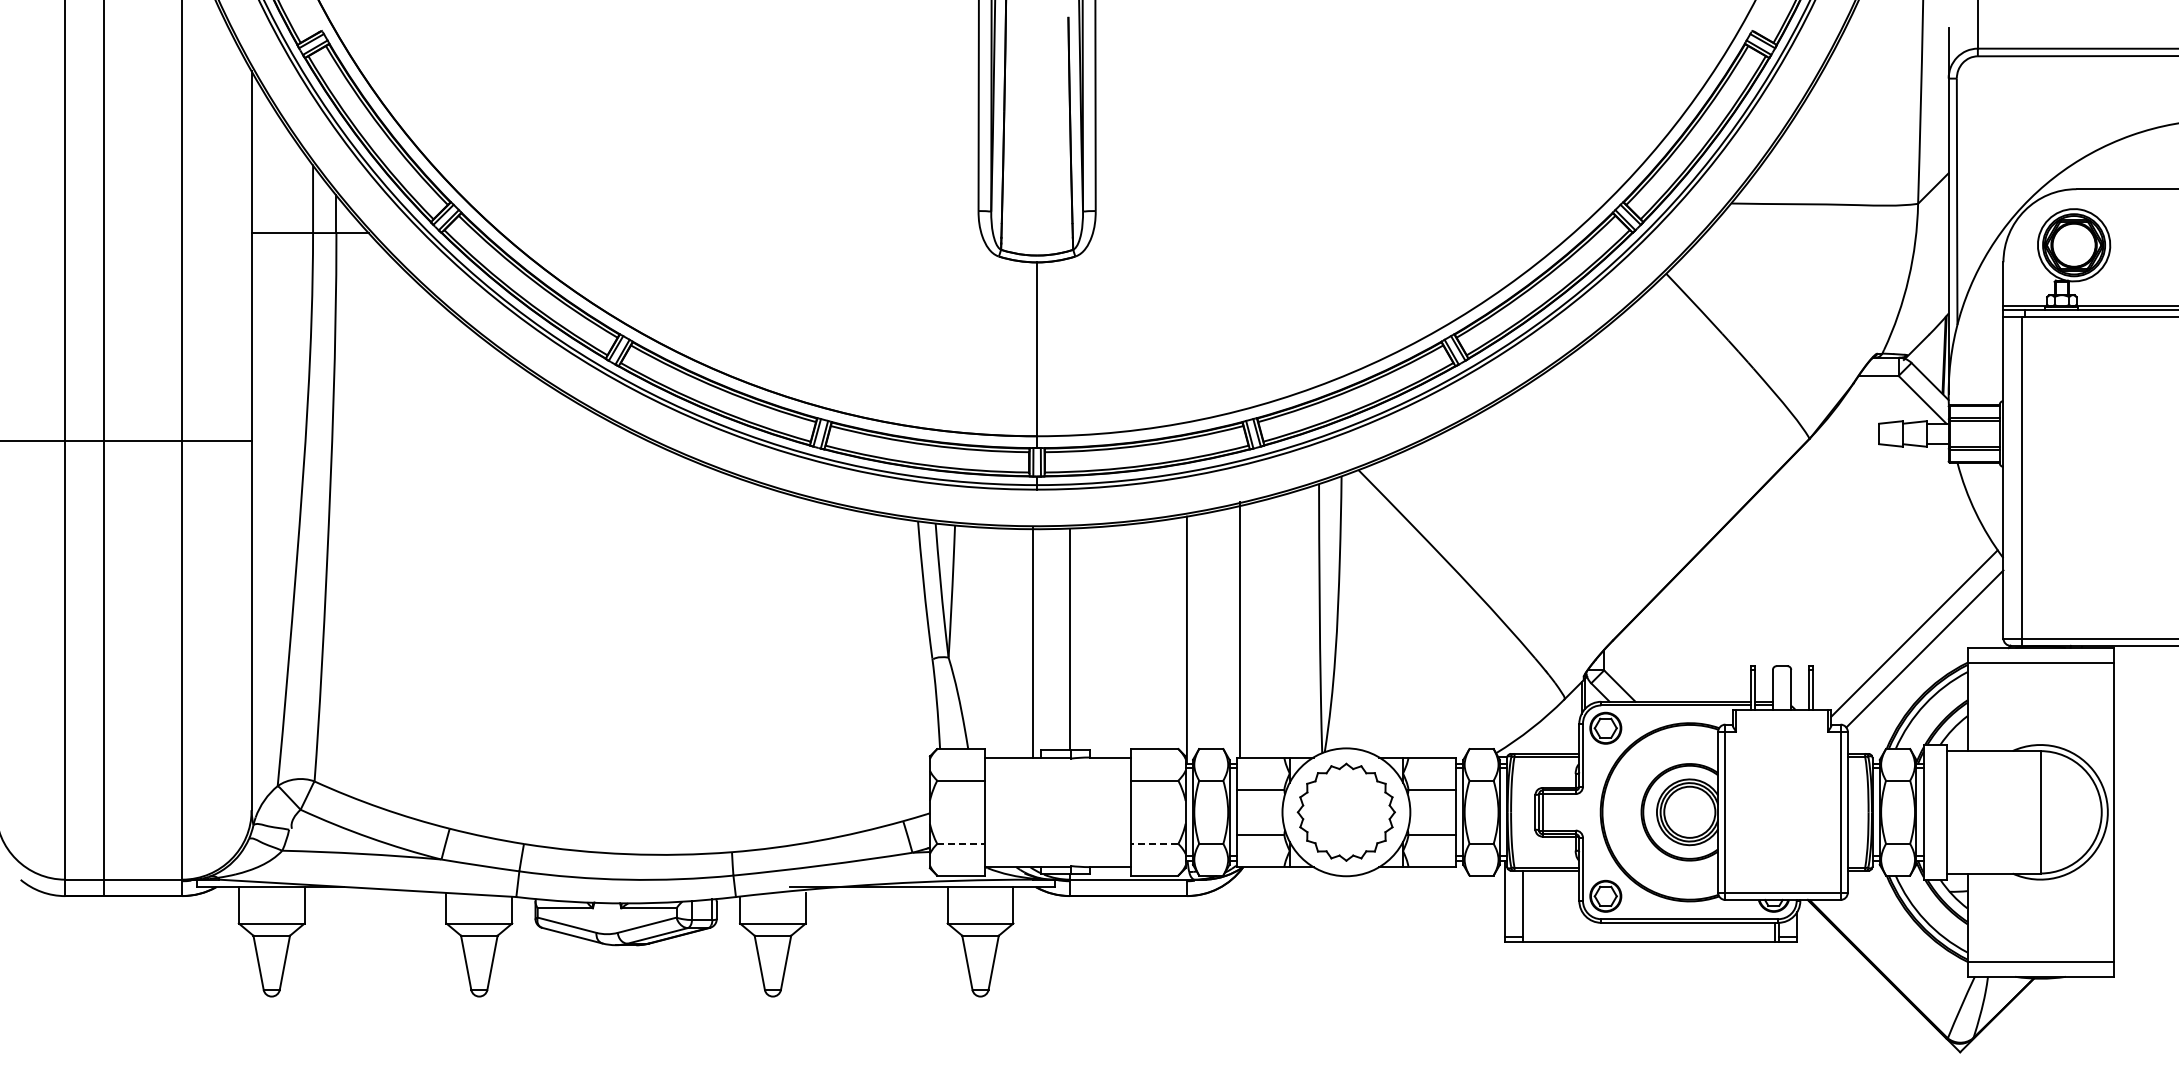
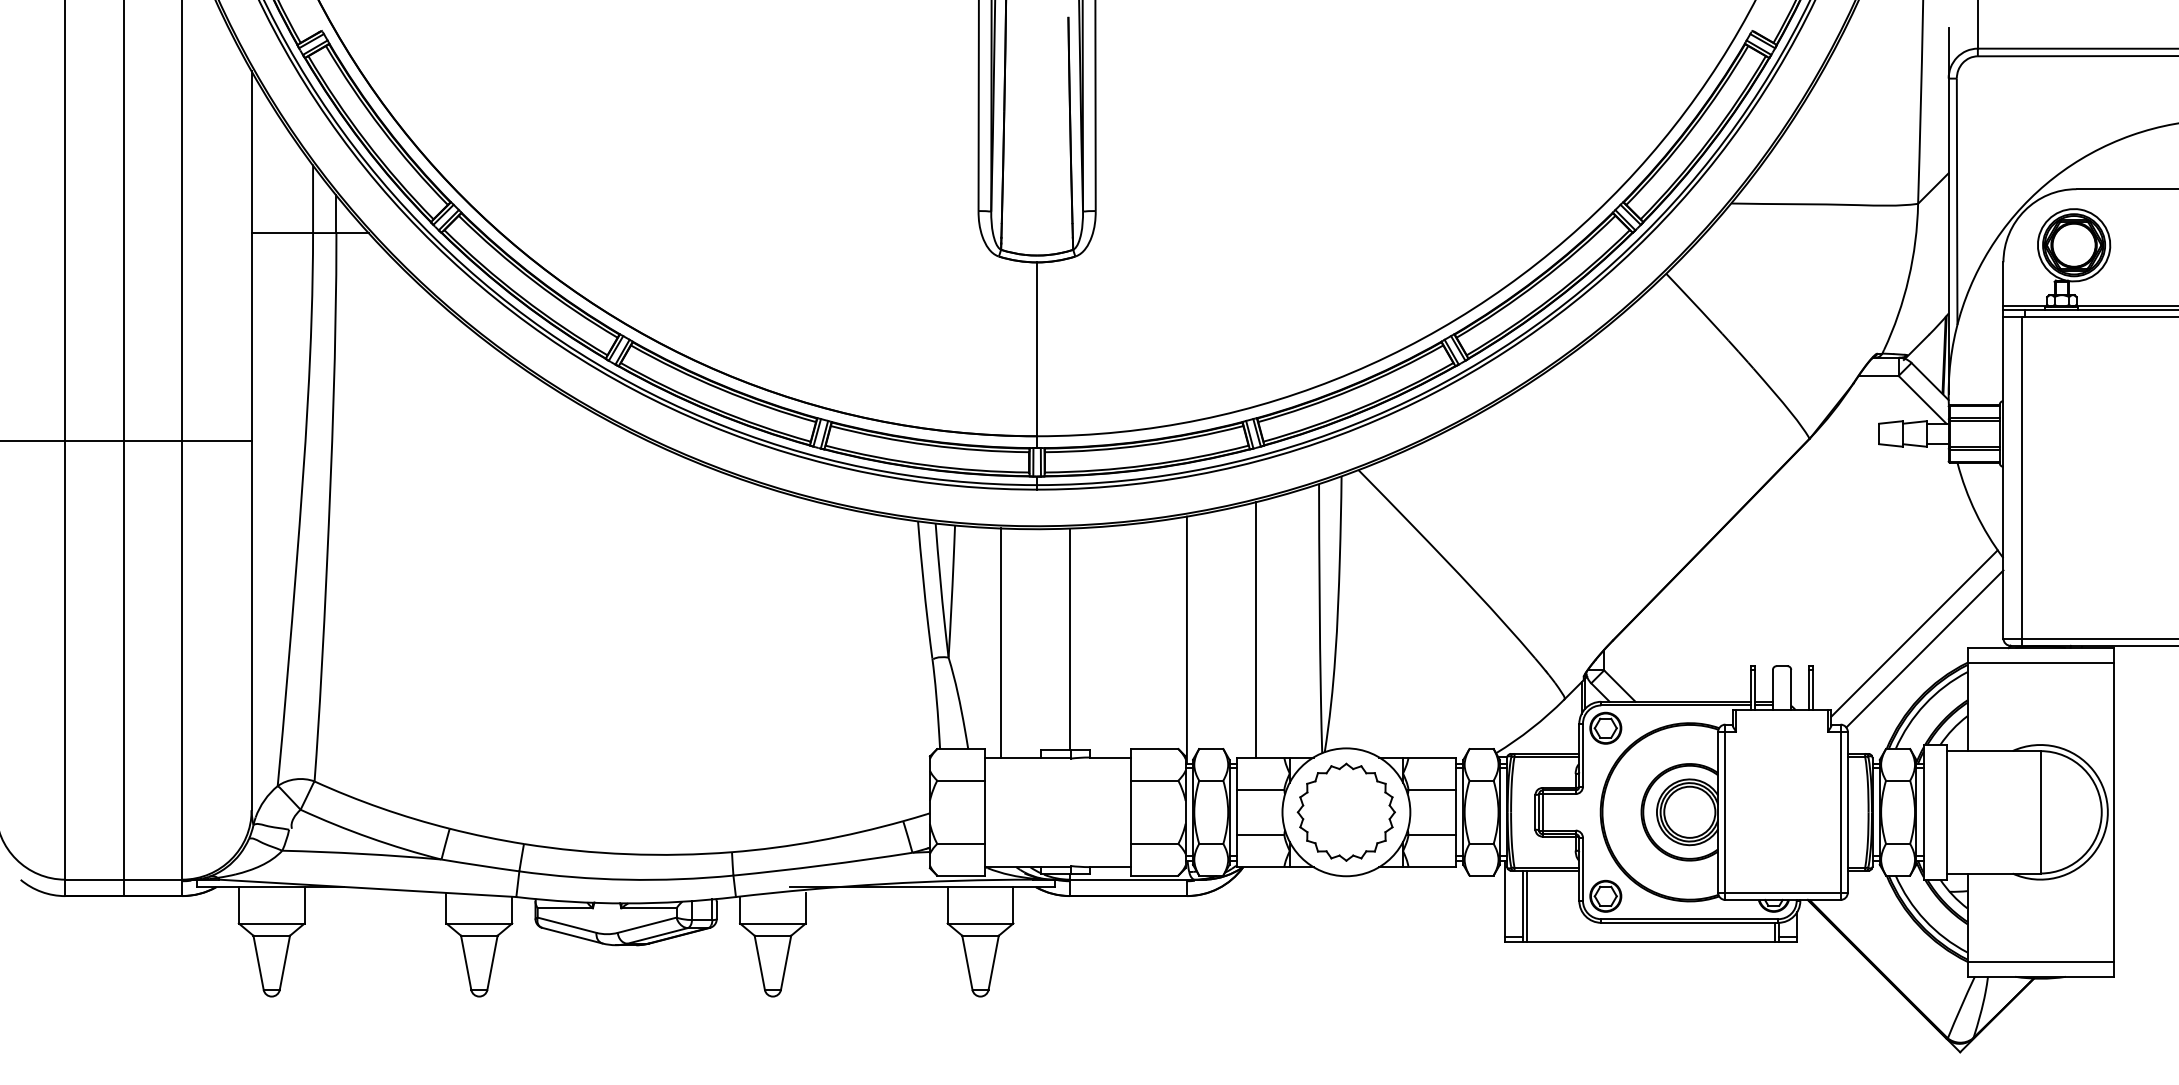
line position: (103, 449) -> (123, 449) (123, 449)
line position: (1240, 629) -> (1256, 629) (1256, 629)
line position: (1032, 642) -> (1000, 642) (1000, 642)
line: dashed -> solid (961, 843)
line: dashed -> solid (1154, 843)
line: none -> present (1526, 905)
